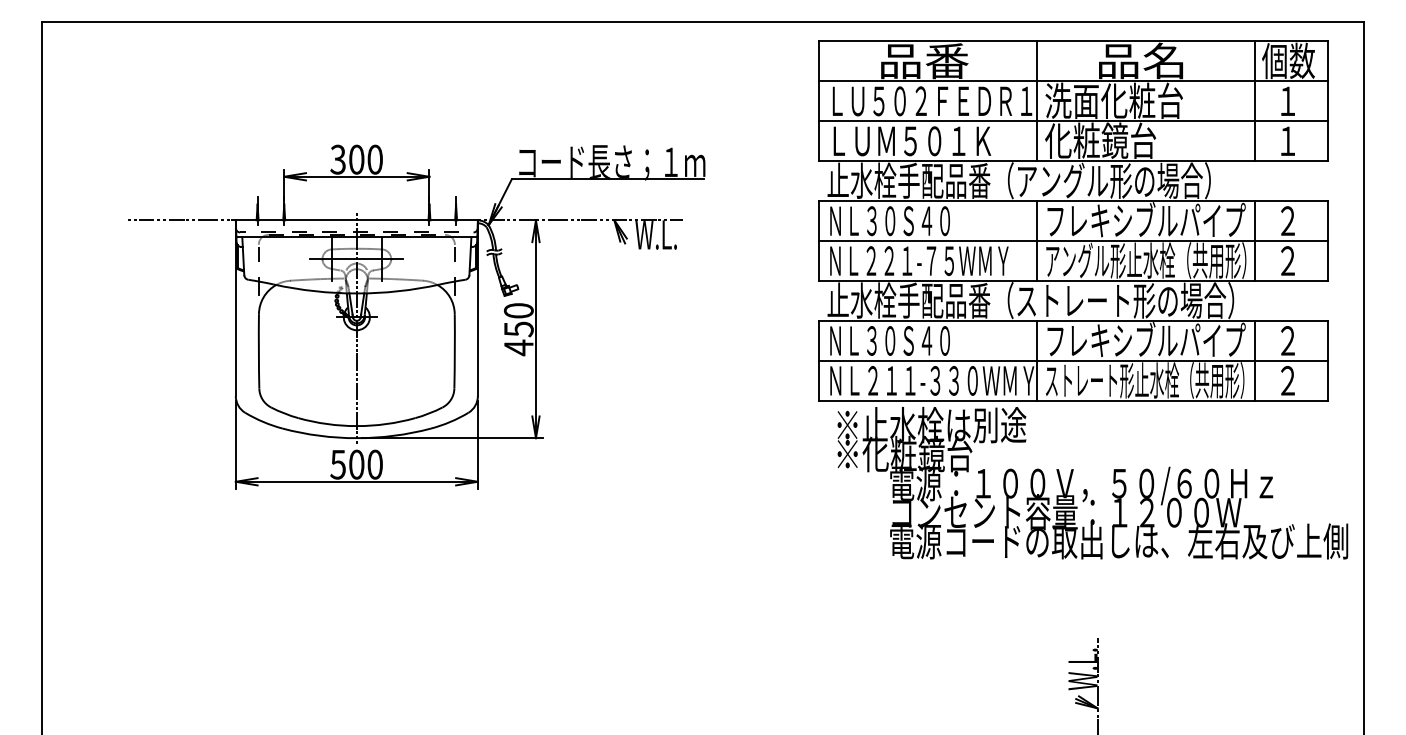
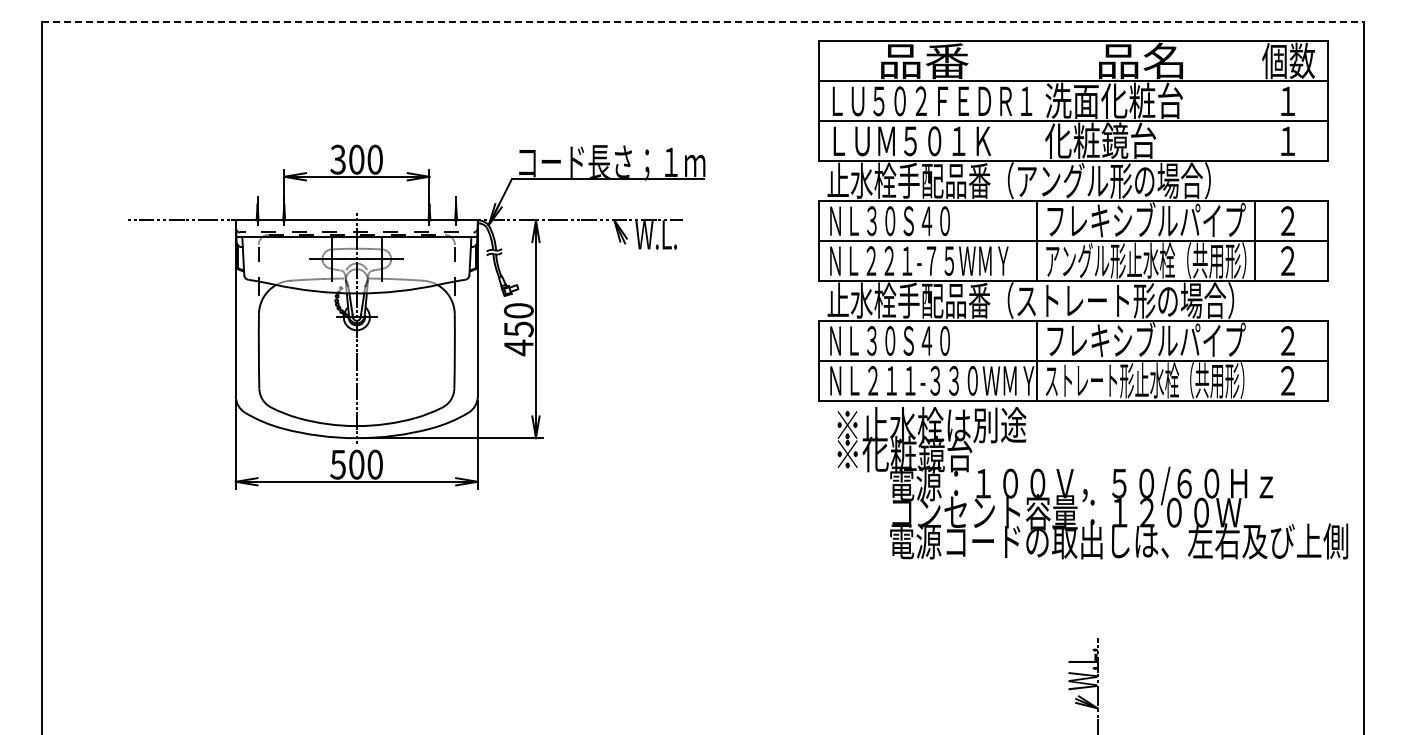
line: solid -> dashed (703, 21)
line: present -> none (1037, 101)
line: present -> none (1254, 101)
line: present -> none (1254, 360)
